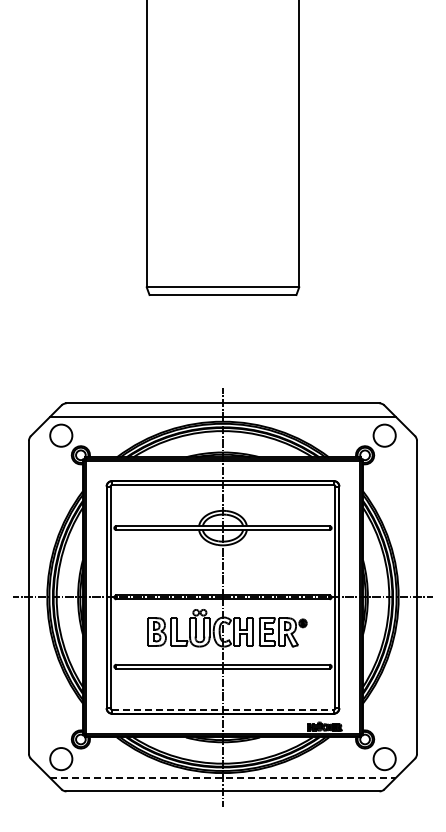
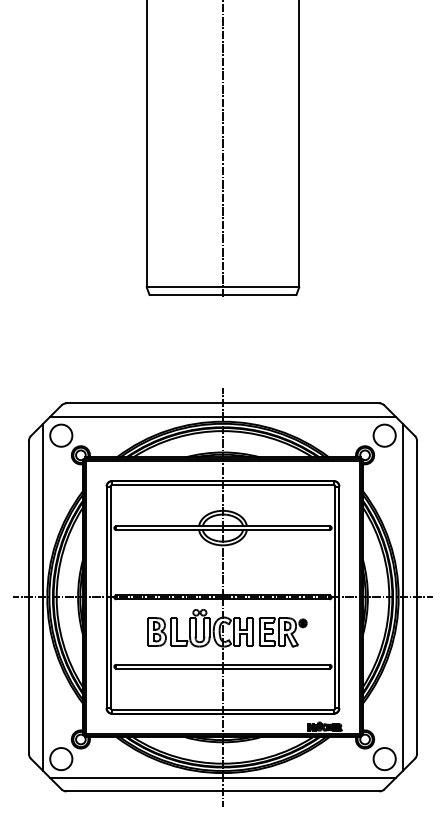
line: none -> present (222, 149)
line: none -> present (42, 597)
line: none -> present (403, 597)
line: dashed -> solid (222, 709)
line: dashed -> solid (223, 777)
